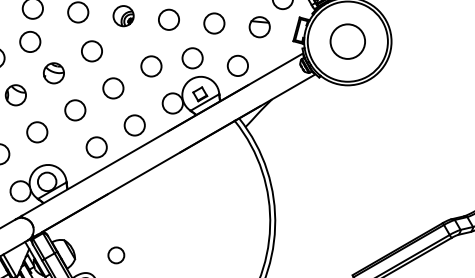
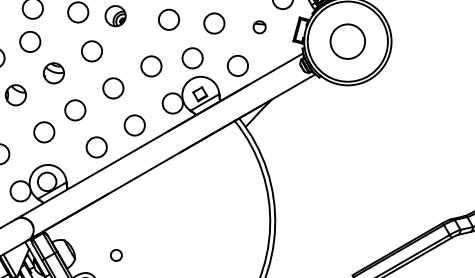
part position: (123, 16) -> (115, 16) (115, 16)
part size: 23x23 px -> 15x15 px (259, 27)
circle position: (37, 132) -> (44, 132) (44, 132)
circle size: 19x19 px -> 13x13 px (116, 255)
